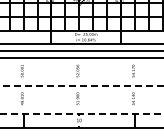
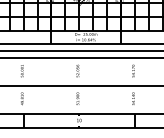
line: dashed -> solid (82, 86)
line: dashed -> solid (82, 113)
